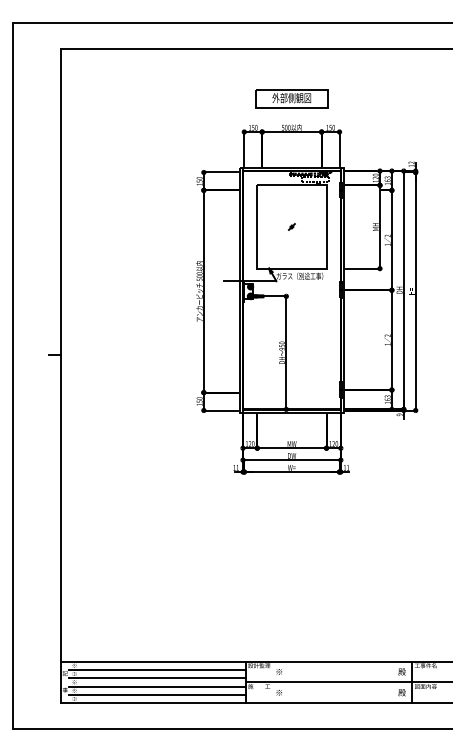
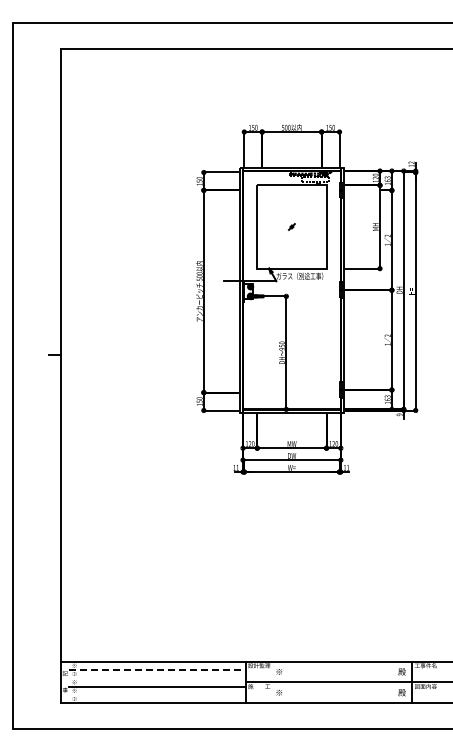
part: present -> none (291, 98)
line: solid -> dashed (157, 669)
line: present -> none (157, 678)
line: present -> none (157, 694)
